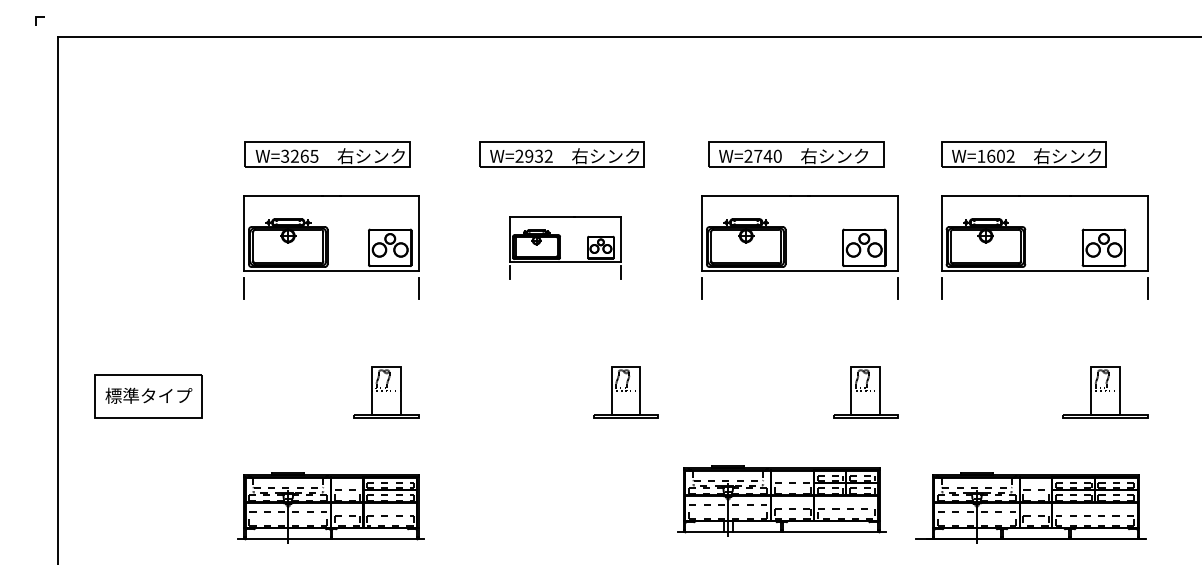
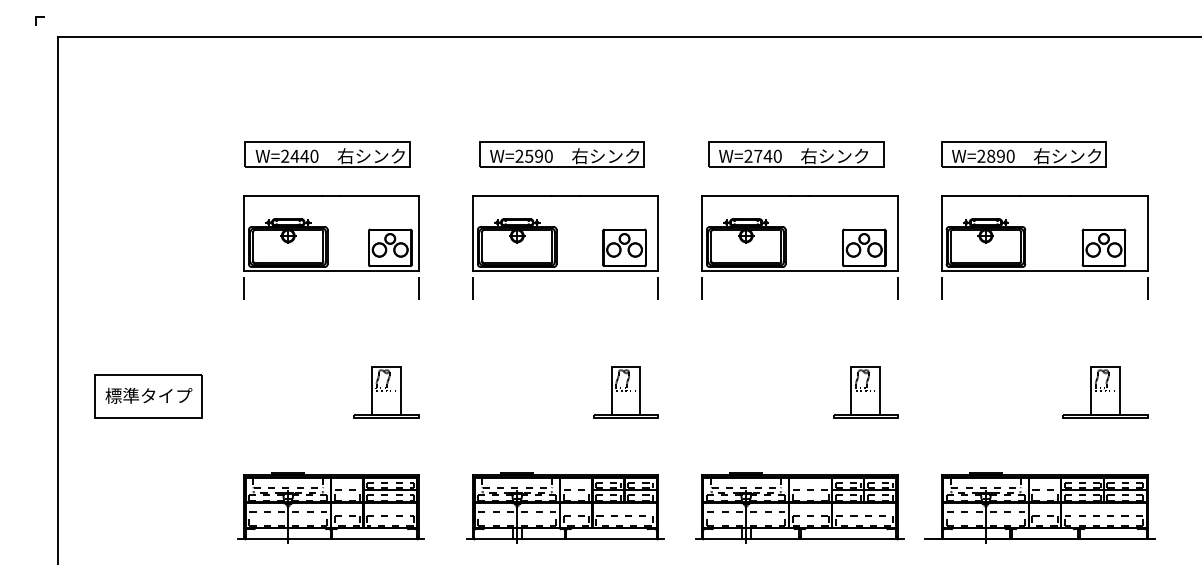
text: W=3265 -> W=2440 (299, 155)
text: W=2932 -> W=2590 (538, 155)
text: W=1602 -> W=2890 (995, 155)
part size: 113x64 px -> 187x105 px (565, 247)
part position: (781, 500) -> (799, 507) (799, 507)
part: none -> present (565, 507)
part position: (1030, 507) -> (1039, 507) (1039, 507)
